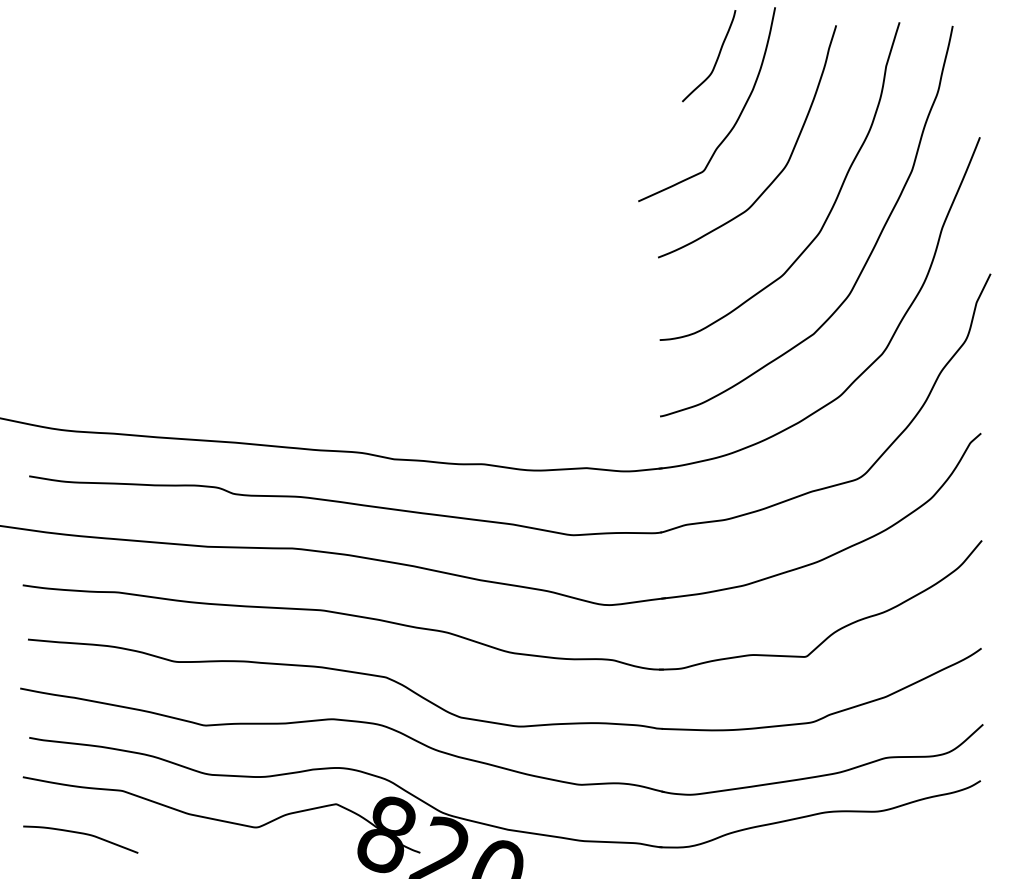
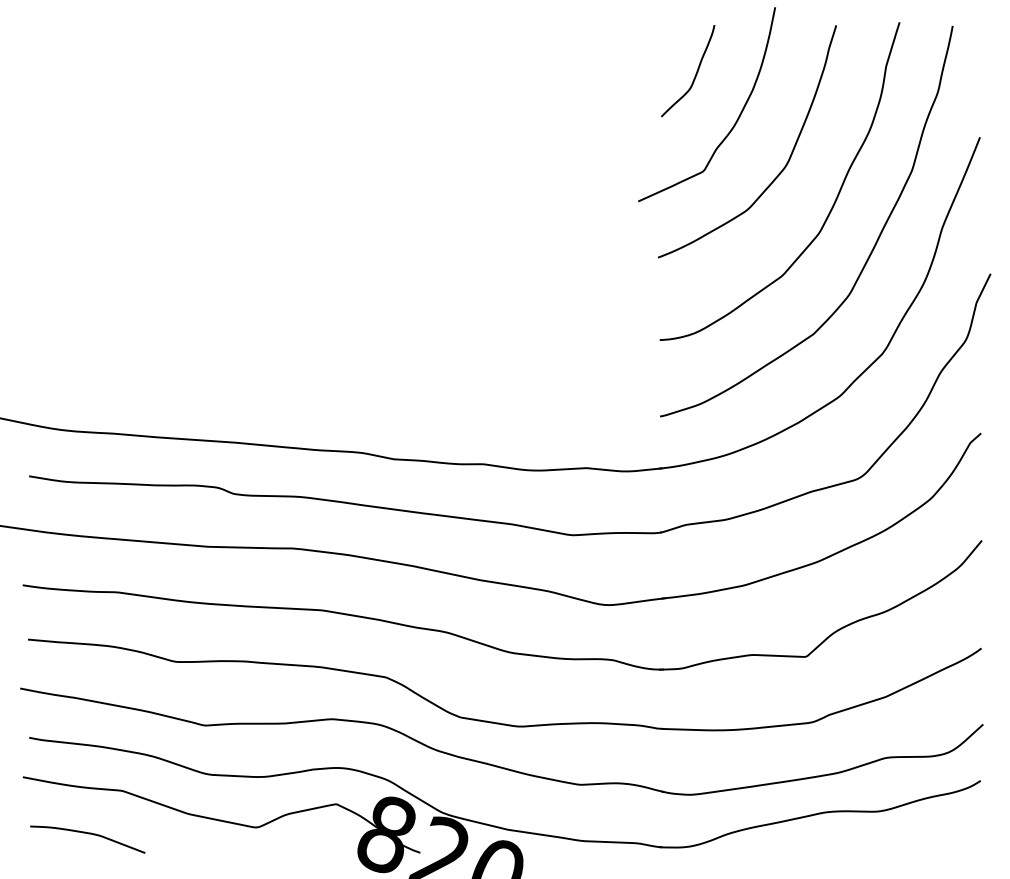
curve position: (716, 58) -> (695, 73) (695, 73)
curve position: (81, 834) -> (88, 834) (88, 834)
